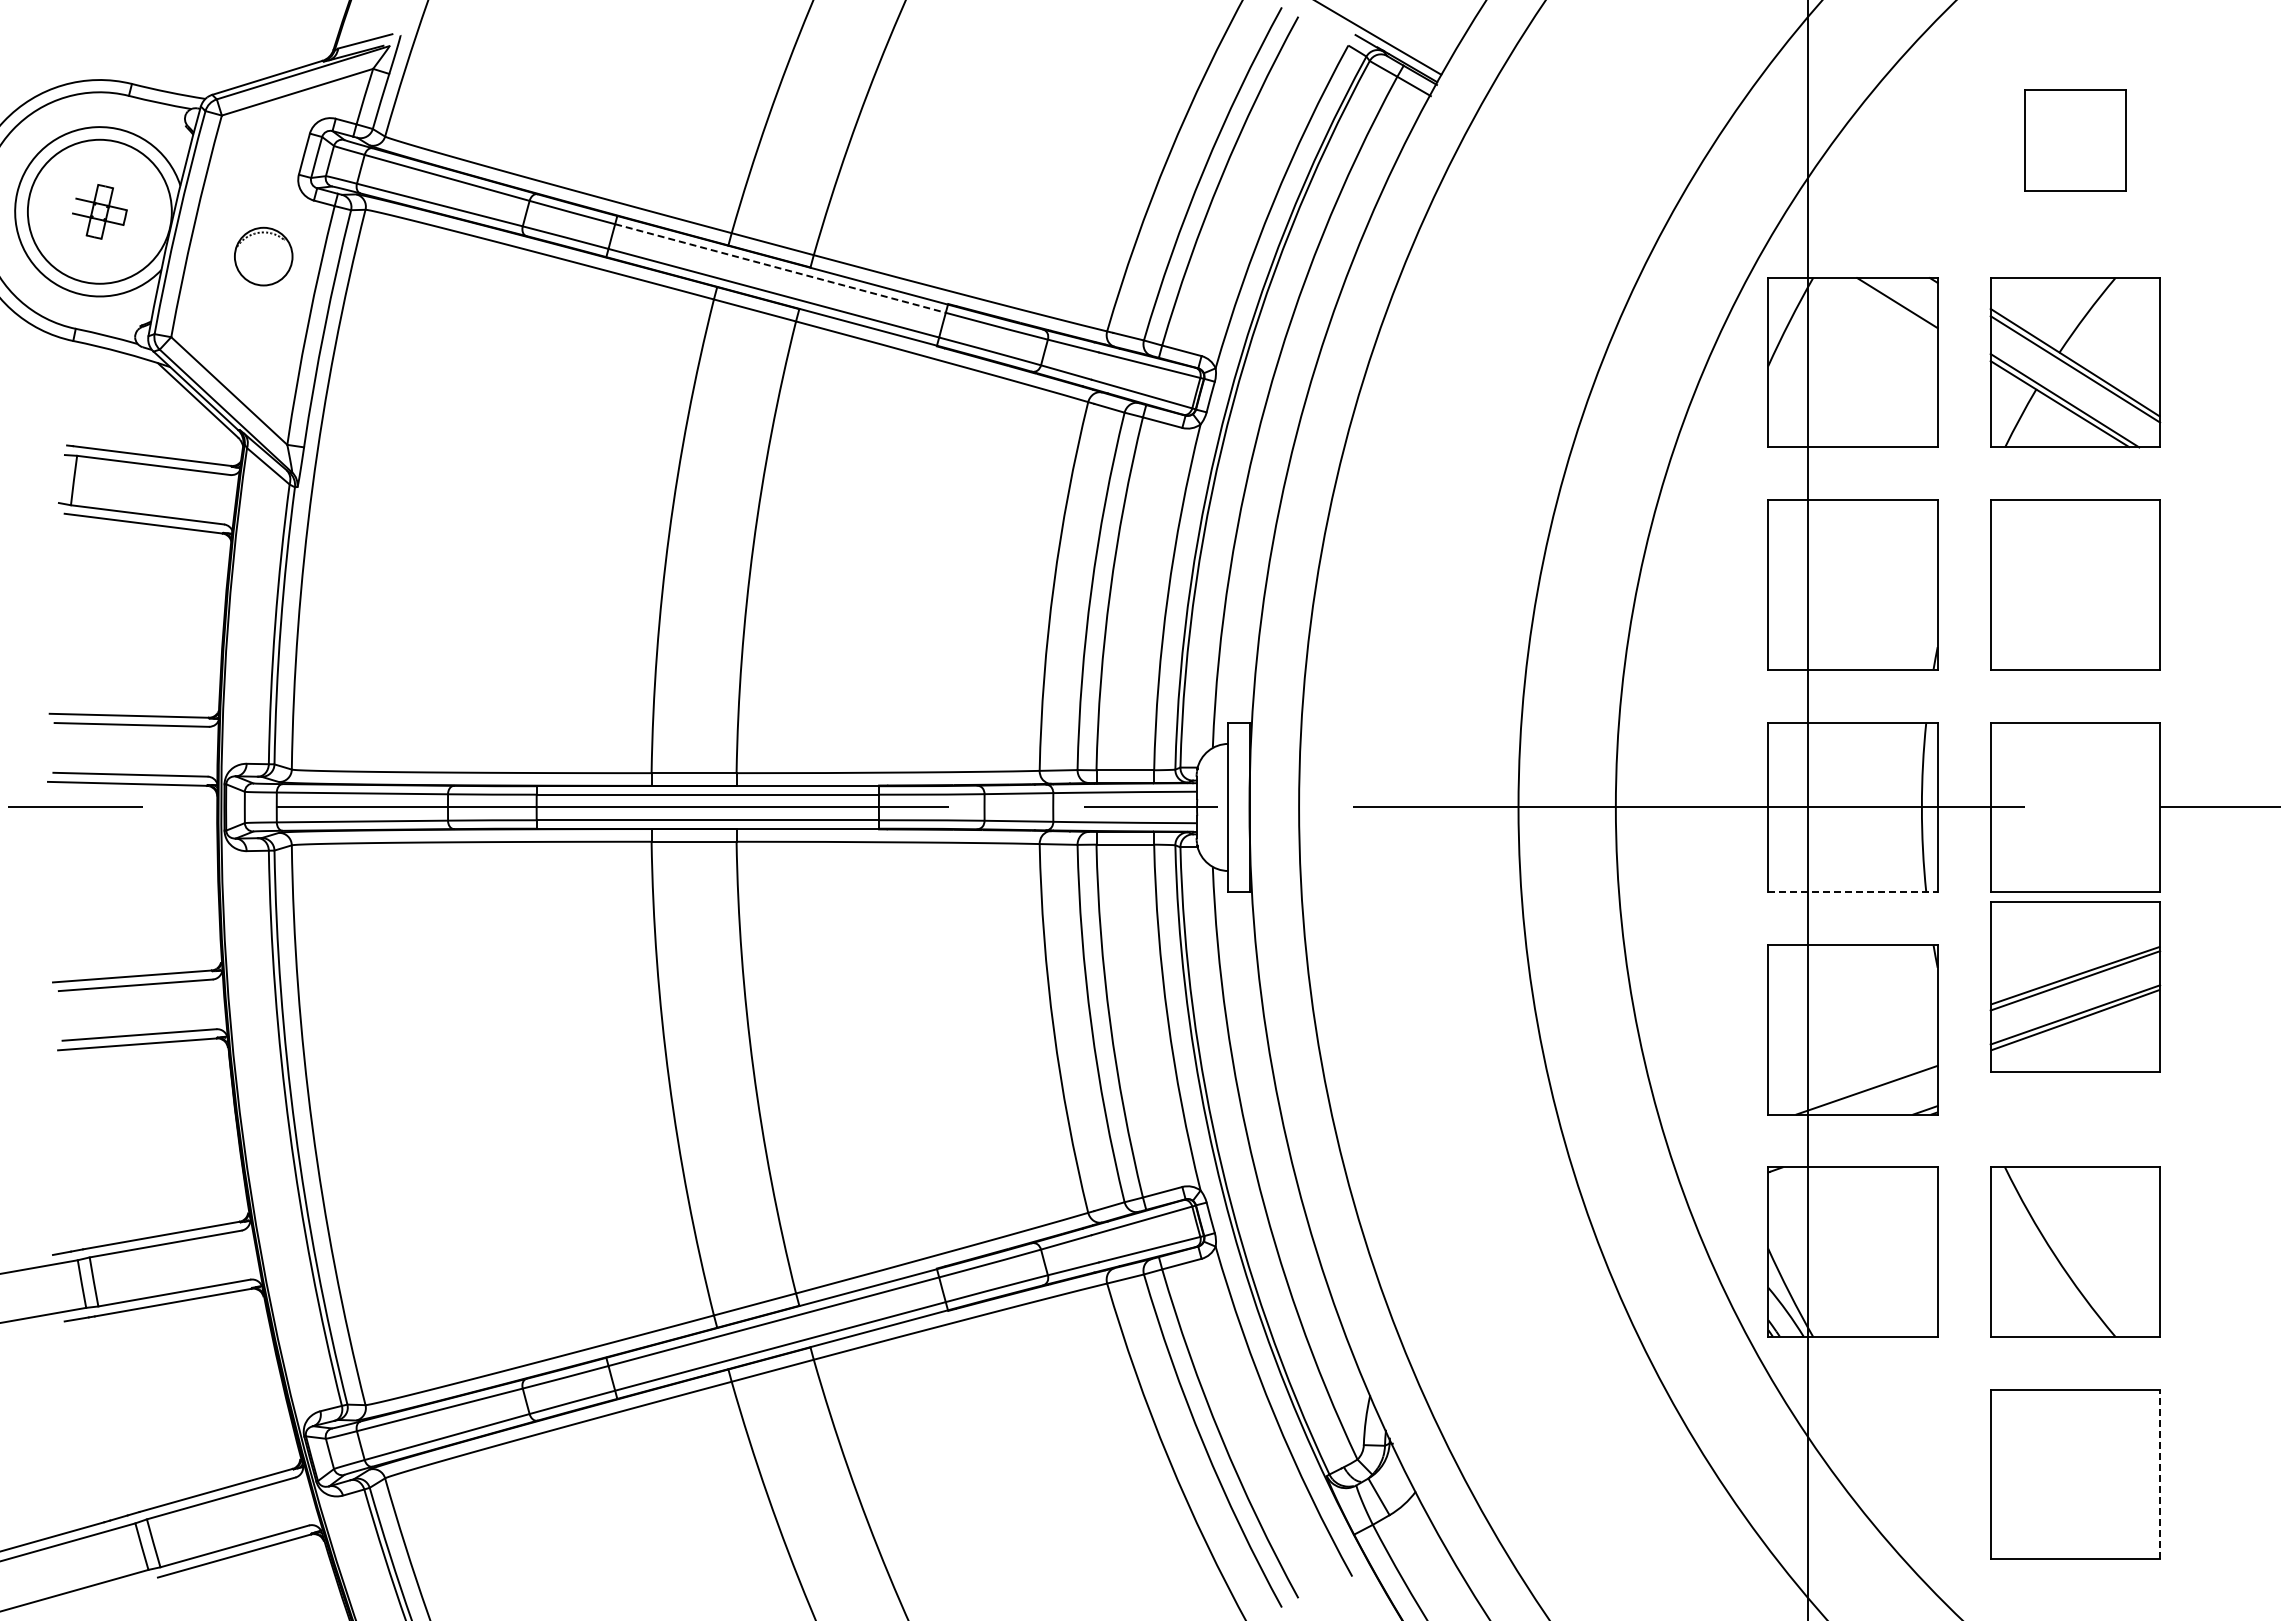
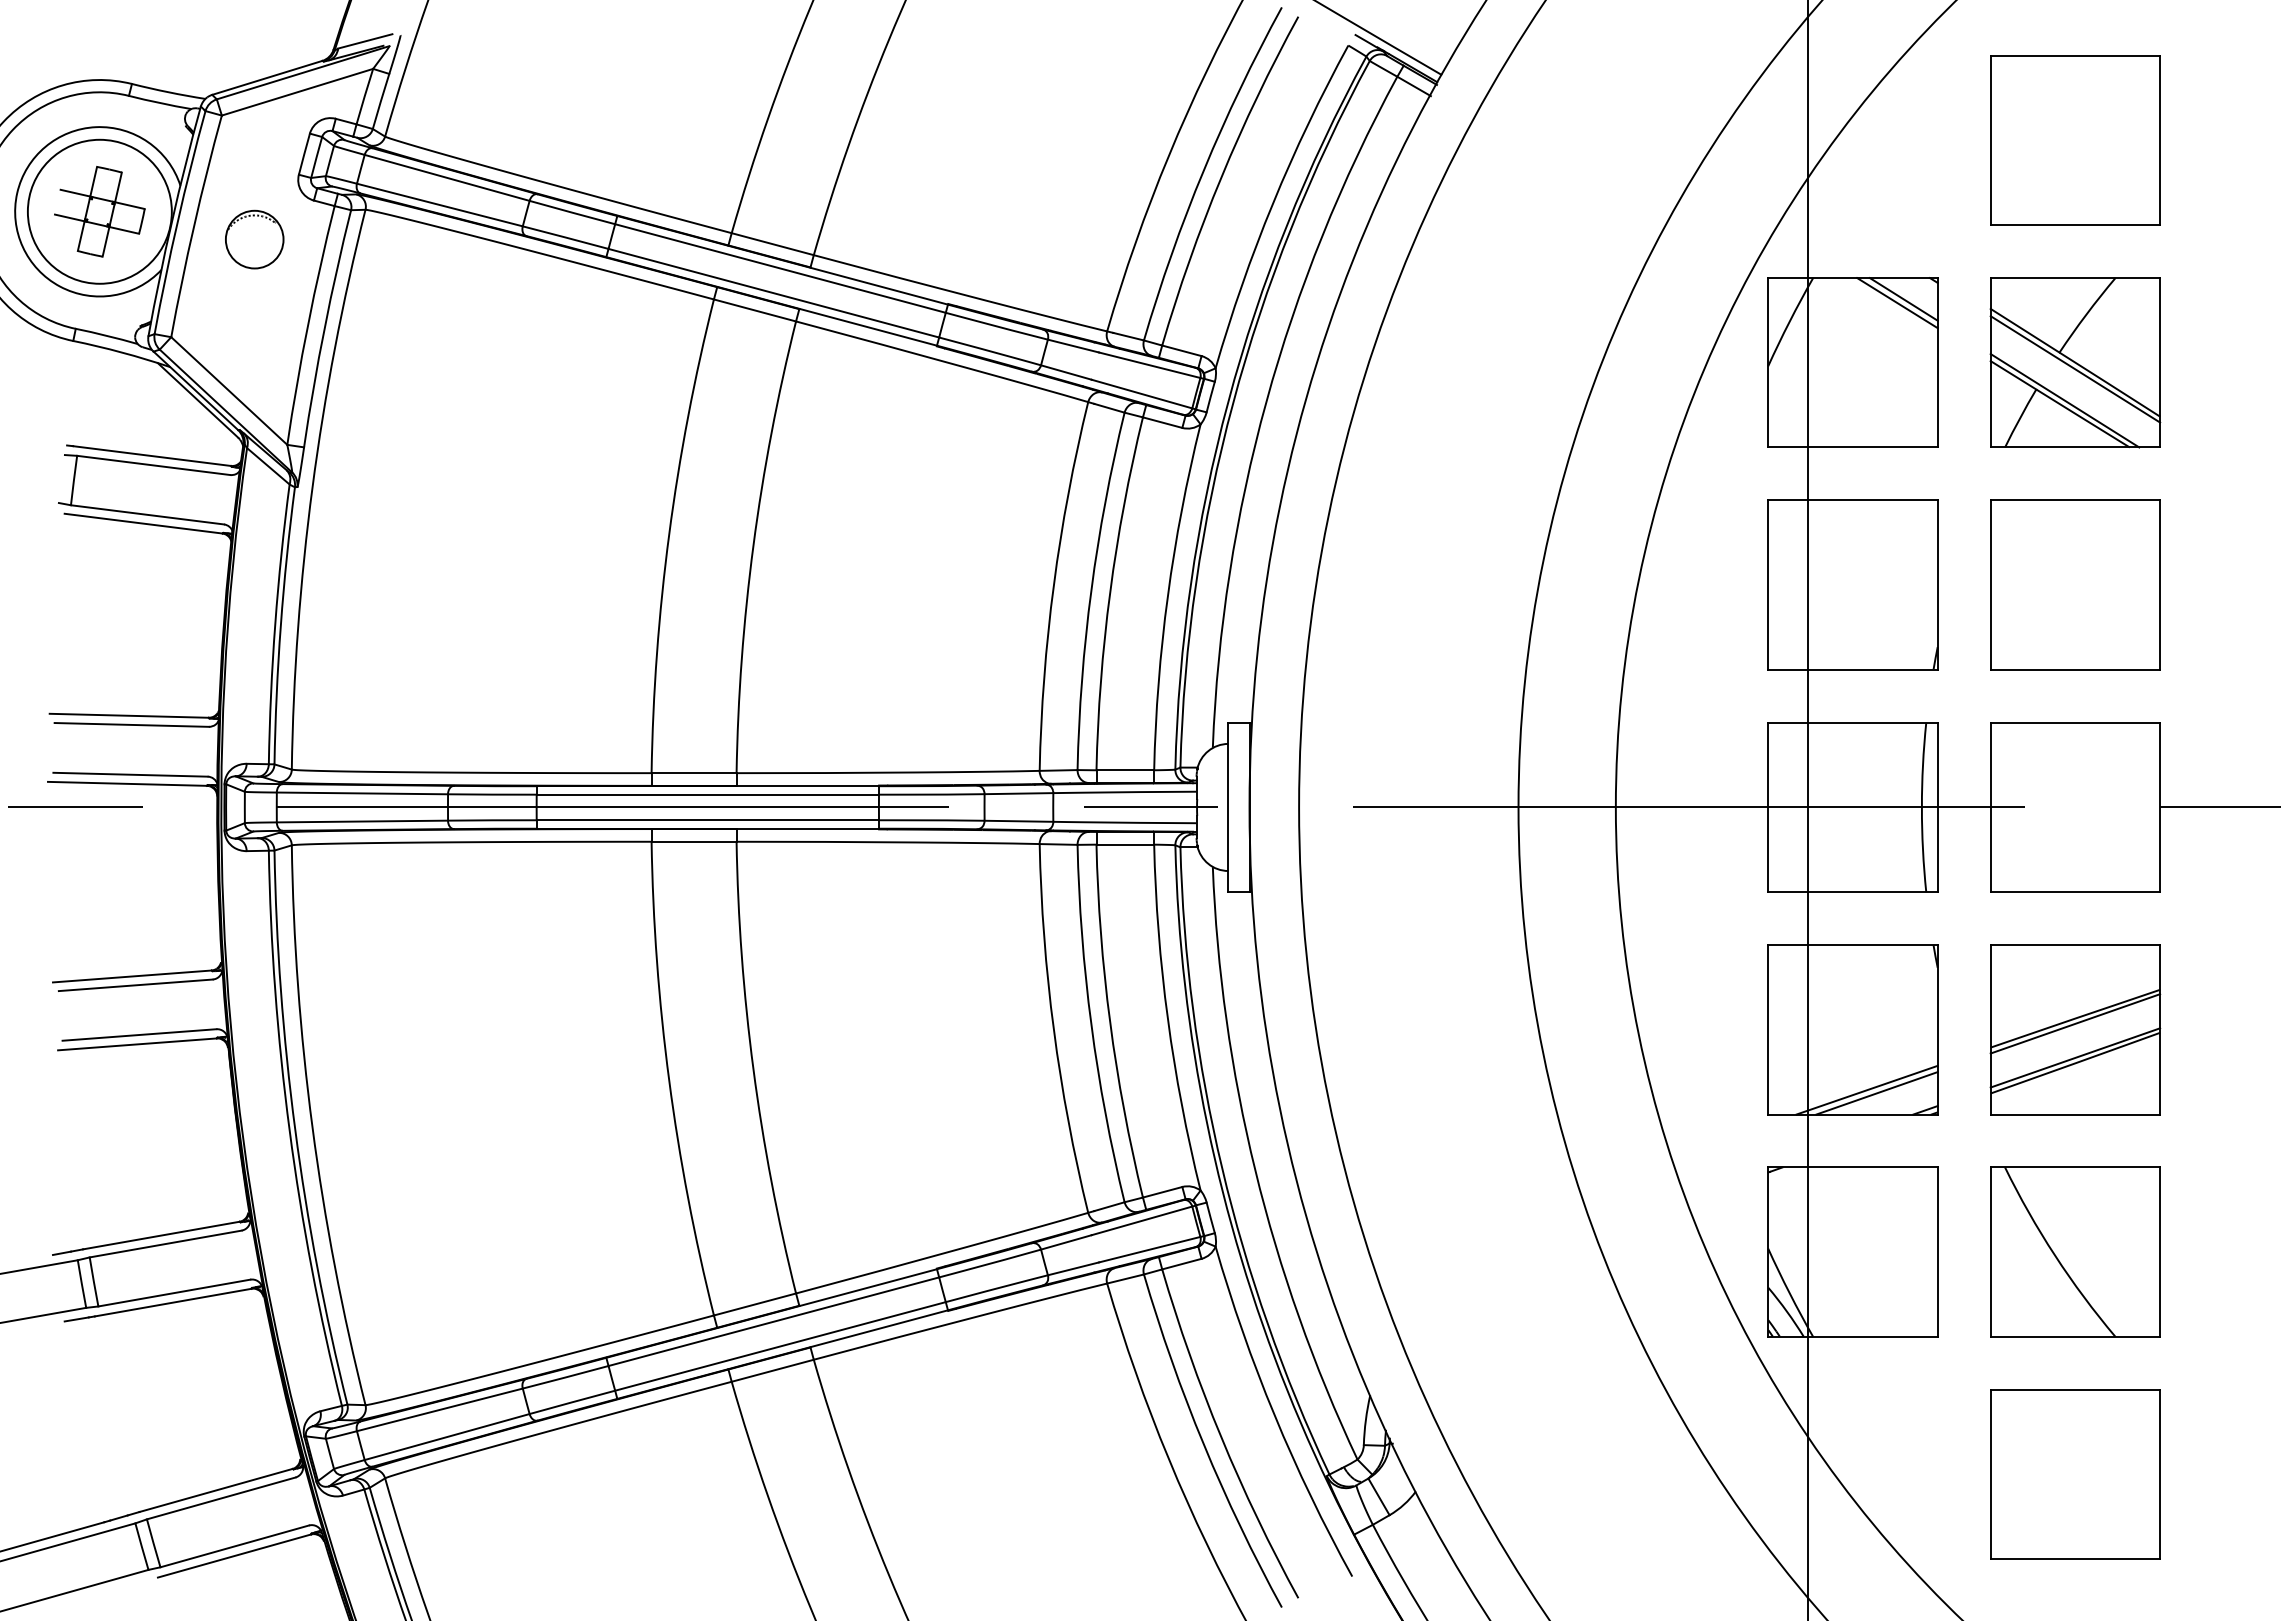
part size: 103x103 px -> 171x171 px (2075, 140)
part size: 56x56 px -> 92x92 px (99, 211)
part position: (263, 256) -> (254, 239) (254, 239)
line: dashed -> solid (780, 268)
line: none -> present (1903, 299)
line: dashed -> solid (1853, 892)
part position: (2075, 986) -> (2075, 1029) (2075, 1029)
line: none -> present (1876, 1093)
line: dashed -> solid (2160, 1474)
